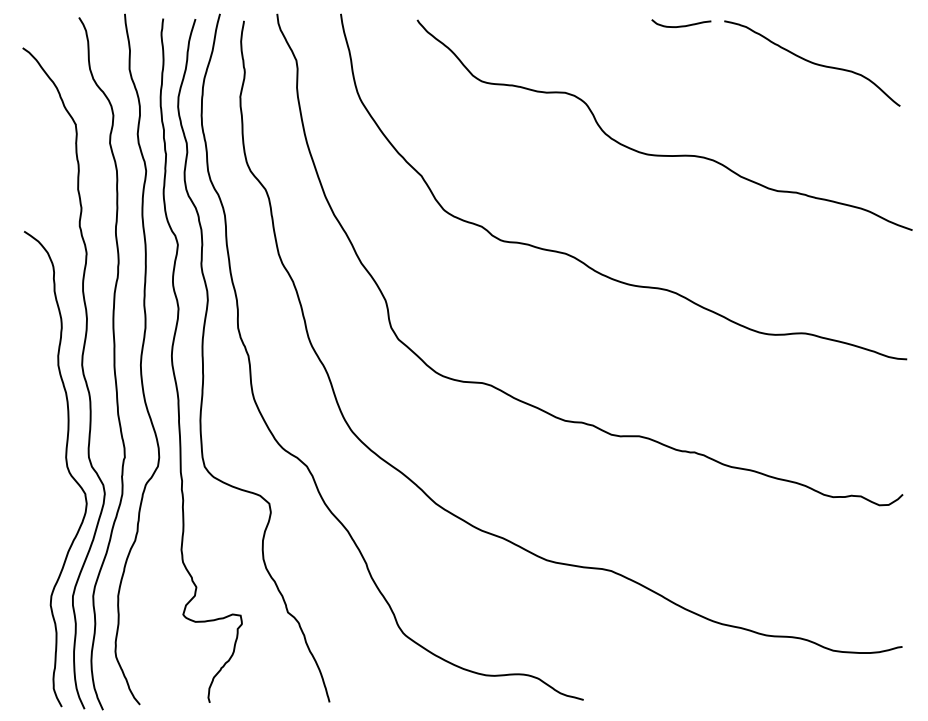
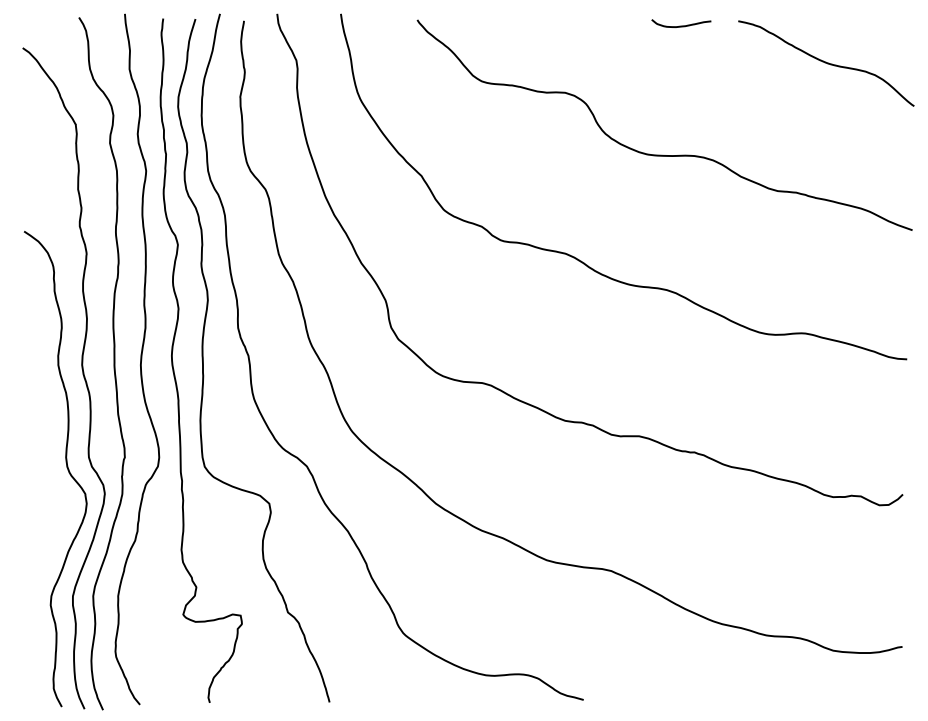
curve position: (812, 63) -> (826, 63) (826, 63)
